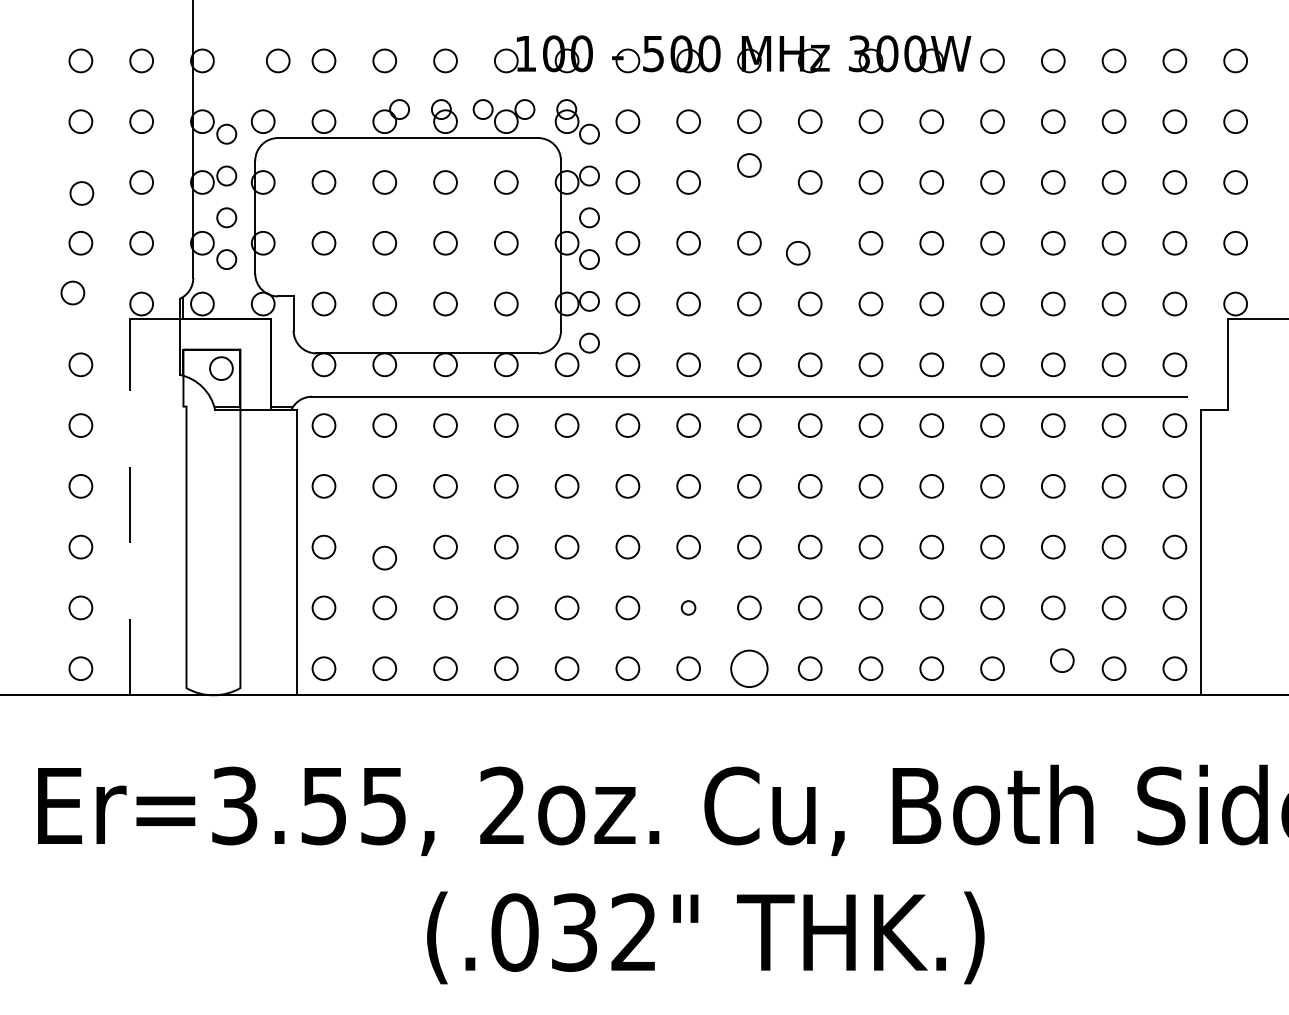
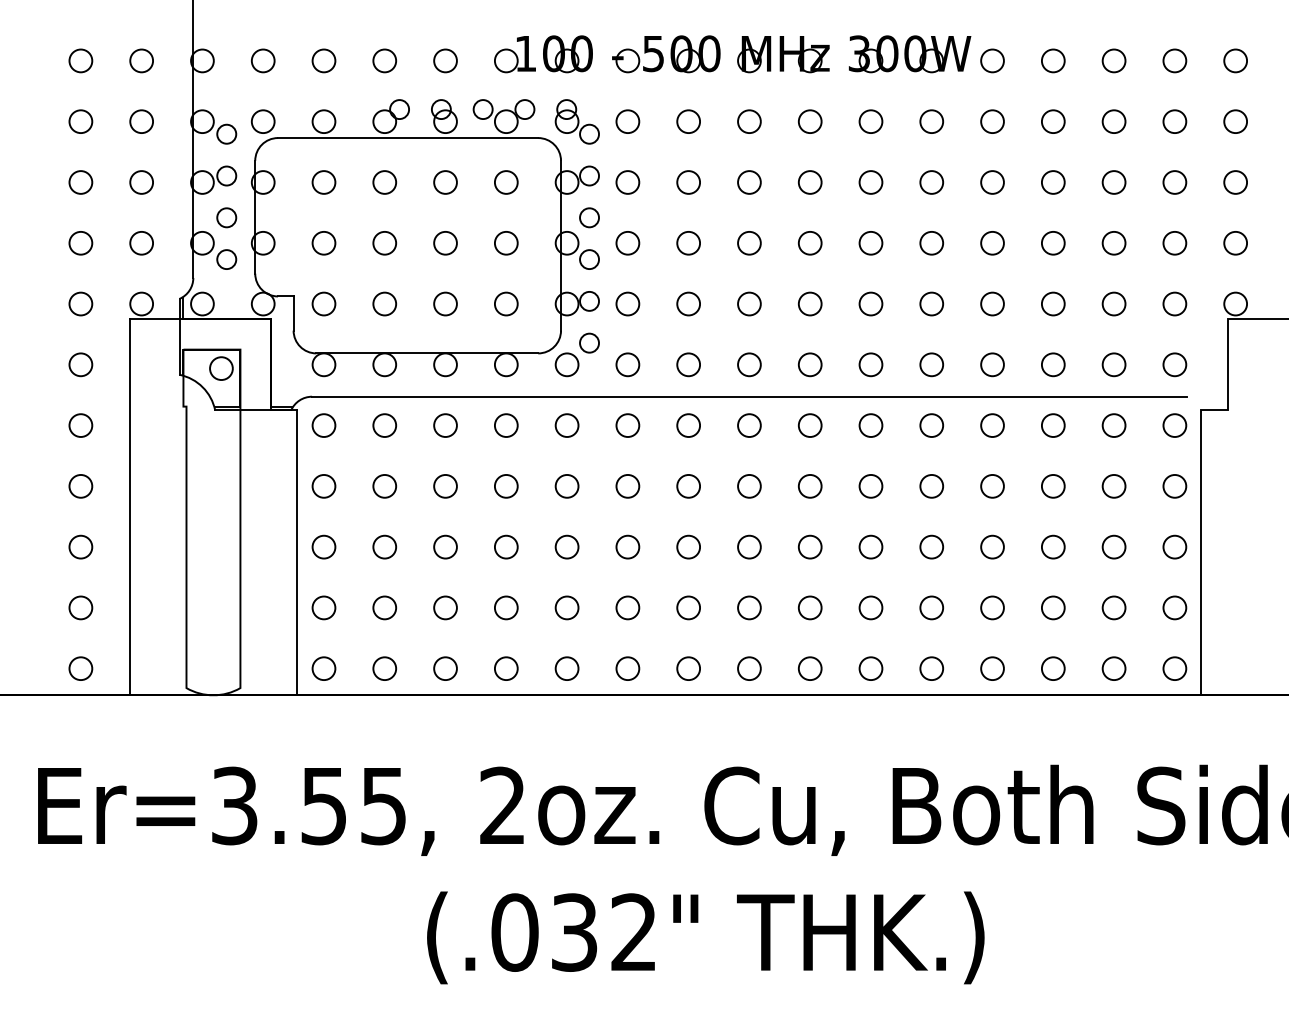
circle position: (278, 60) -> (263, 60) (263, 60)
circle position: (749, 165) -> (749, 182) (749, 182)
circle position: (81, 193) -> (80, 182) (80, 182)
circle position: (797, 253) -> (809, 243) (809, 243)
circle position: (72, 292) -> (80, 303) (80, 303)
line: dashed -> solid (129, 506)
circle position: (384, 557) -> (384, 546) (384, 546)
circle size: 17x16 px -> 25x26 px (688, 607)
circle position: (1062, 660) -> (1053, 668) (1053, 668)
circle size: 39x39 px -> 25x25 px (749, 668)
